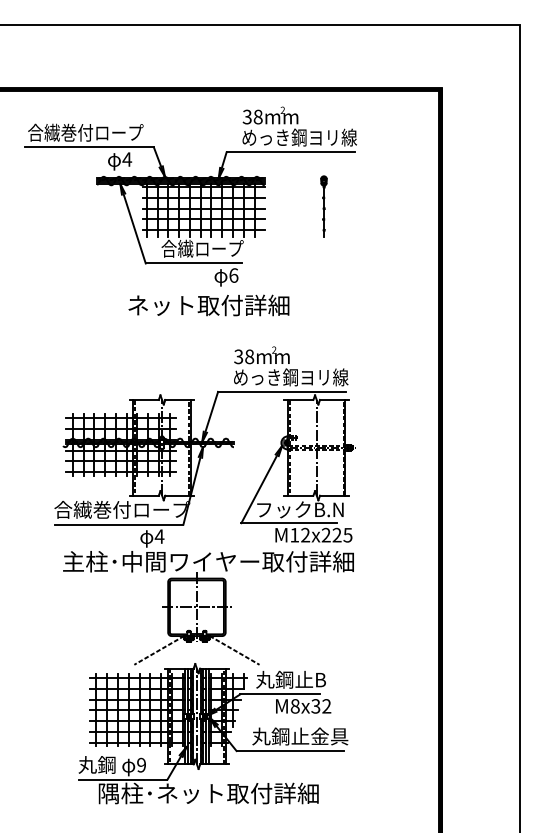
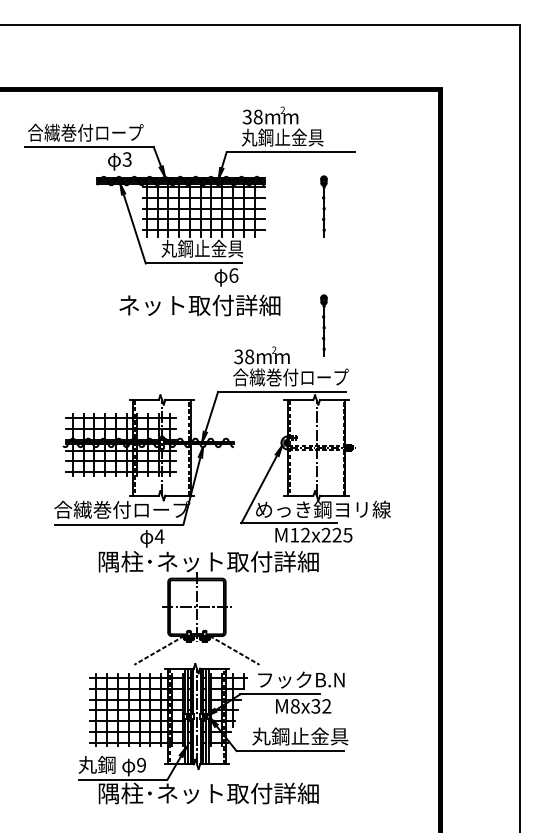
text: めっき鋼ヨリ線 -> 丸鋼止金具 (298, 137)
text: 4 -> 3 (127, 159)
text: 合繊ロープ -> 丸鋼止金具 (202, 248)
text position: (208, 305) -> (199, 305) (199, 305)
part: none -> present (323, 325)
text: めっき鋼ヨリ線 -> 合繊巻付ロープ (290, 377)
text: フックB.N -> めっき鋼ヨリ線 (323, 509)
text: 主柱･中間ワイヤー取付詳細 -> 隅柱･ネット取付詳細 (208, 561)
text: 丸鋼止B -> フックB.N (300, 679)
